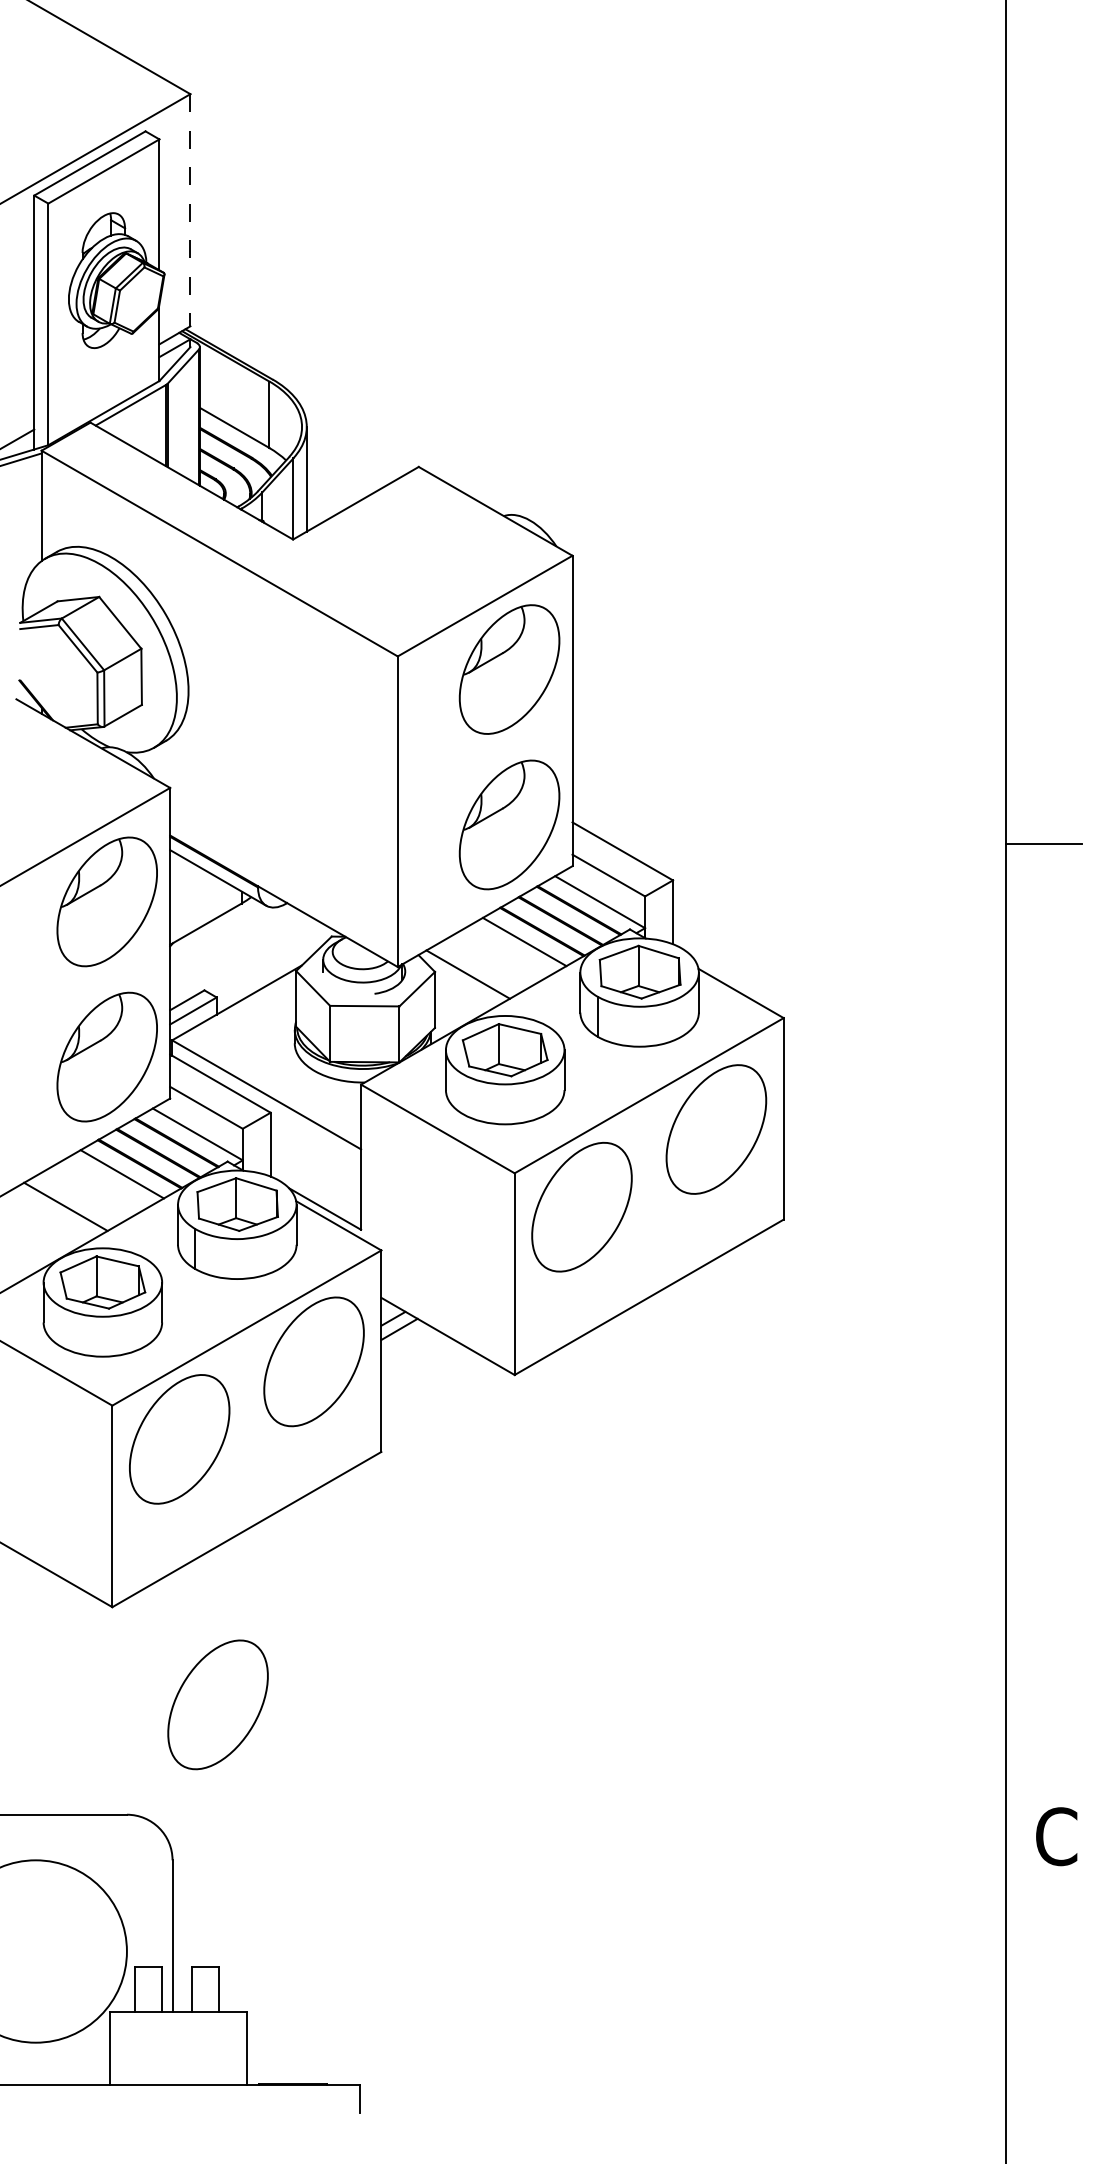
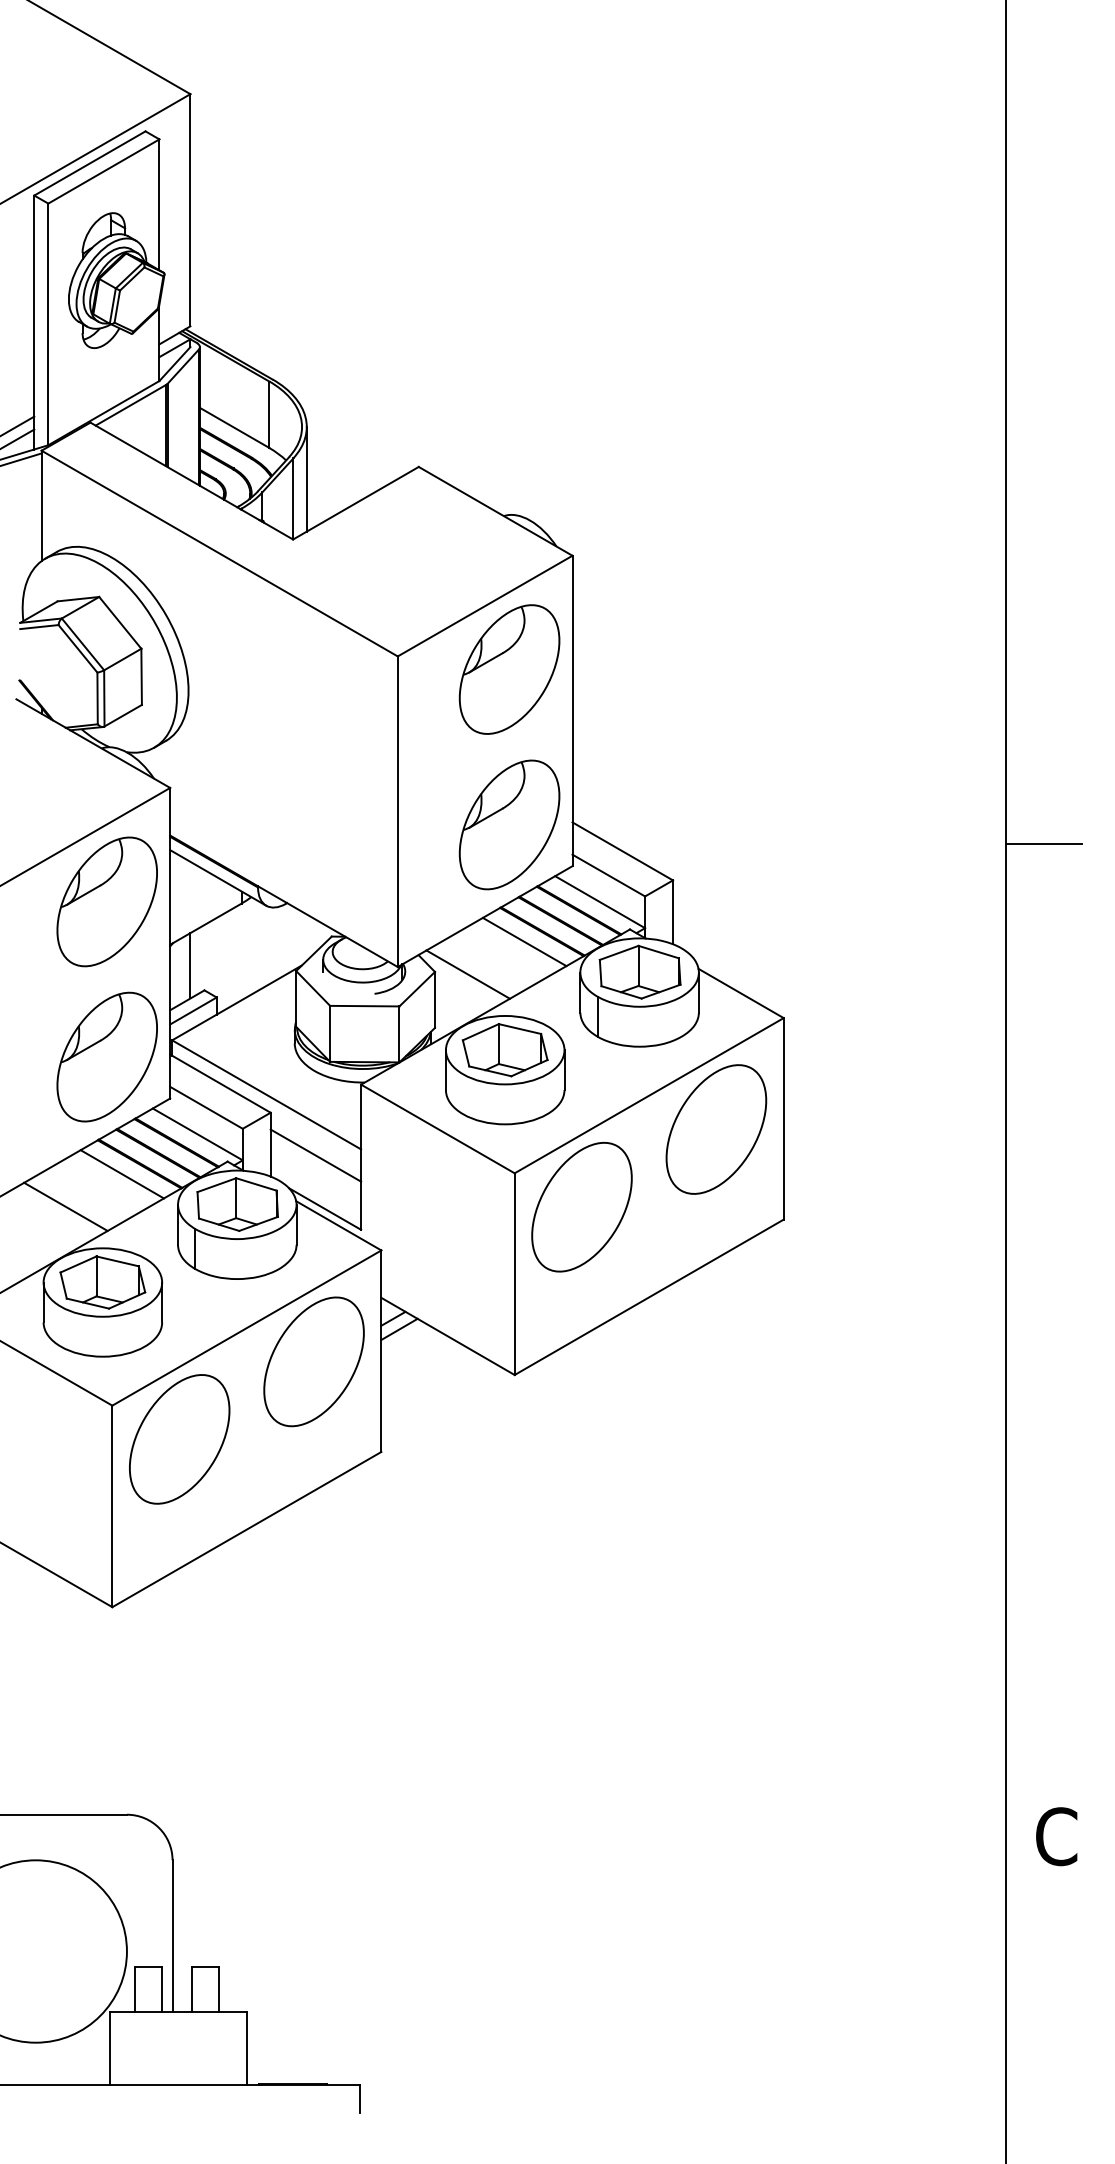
line: dashed -> solid (190, 210)
line: none -> present (18, 425)
line: none -> present (190, 965)
line: none -> present (315, 1155)
part: present -> none (217, 1704)
